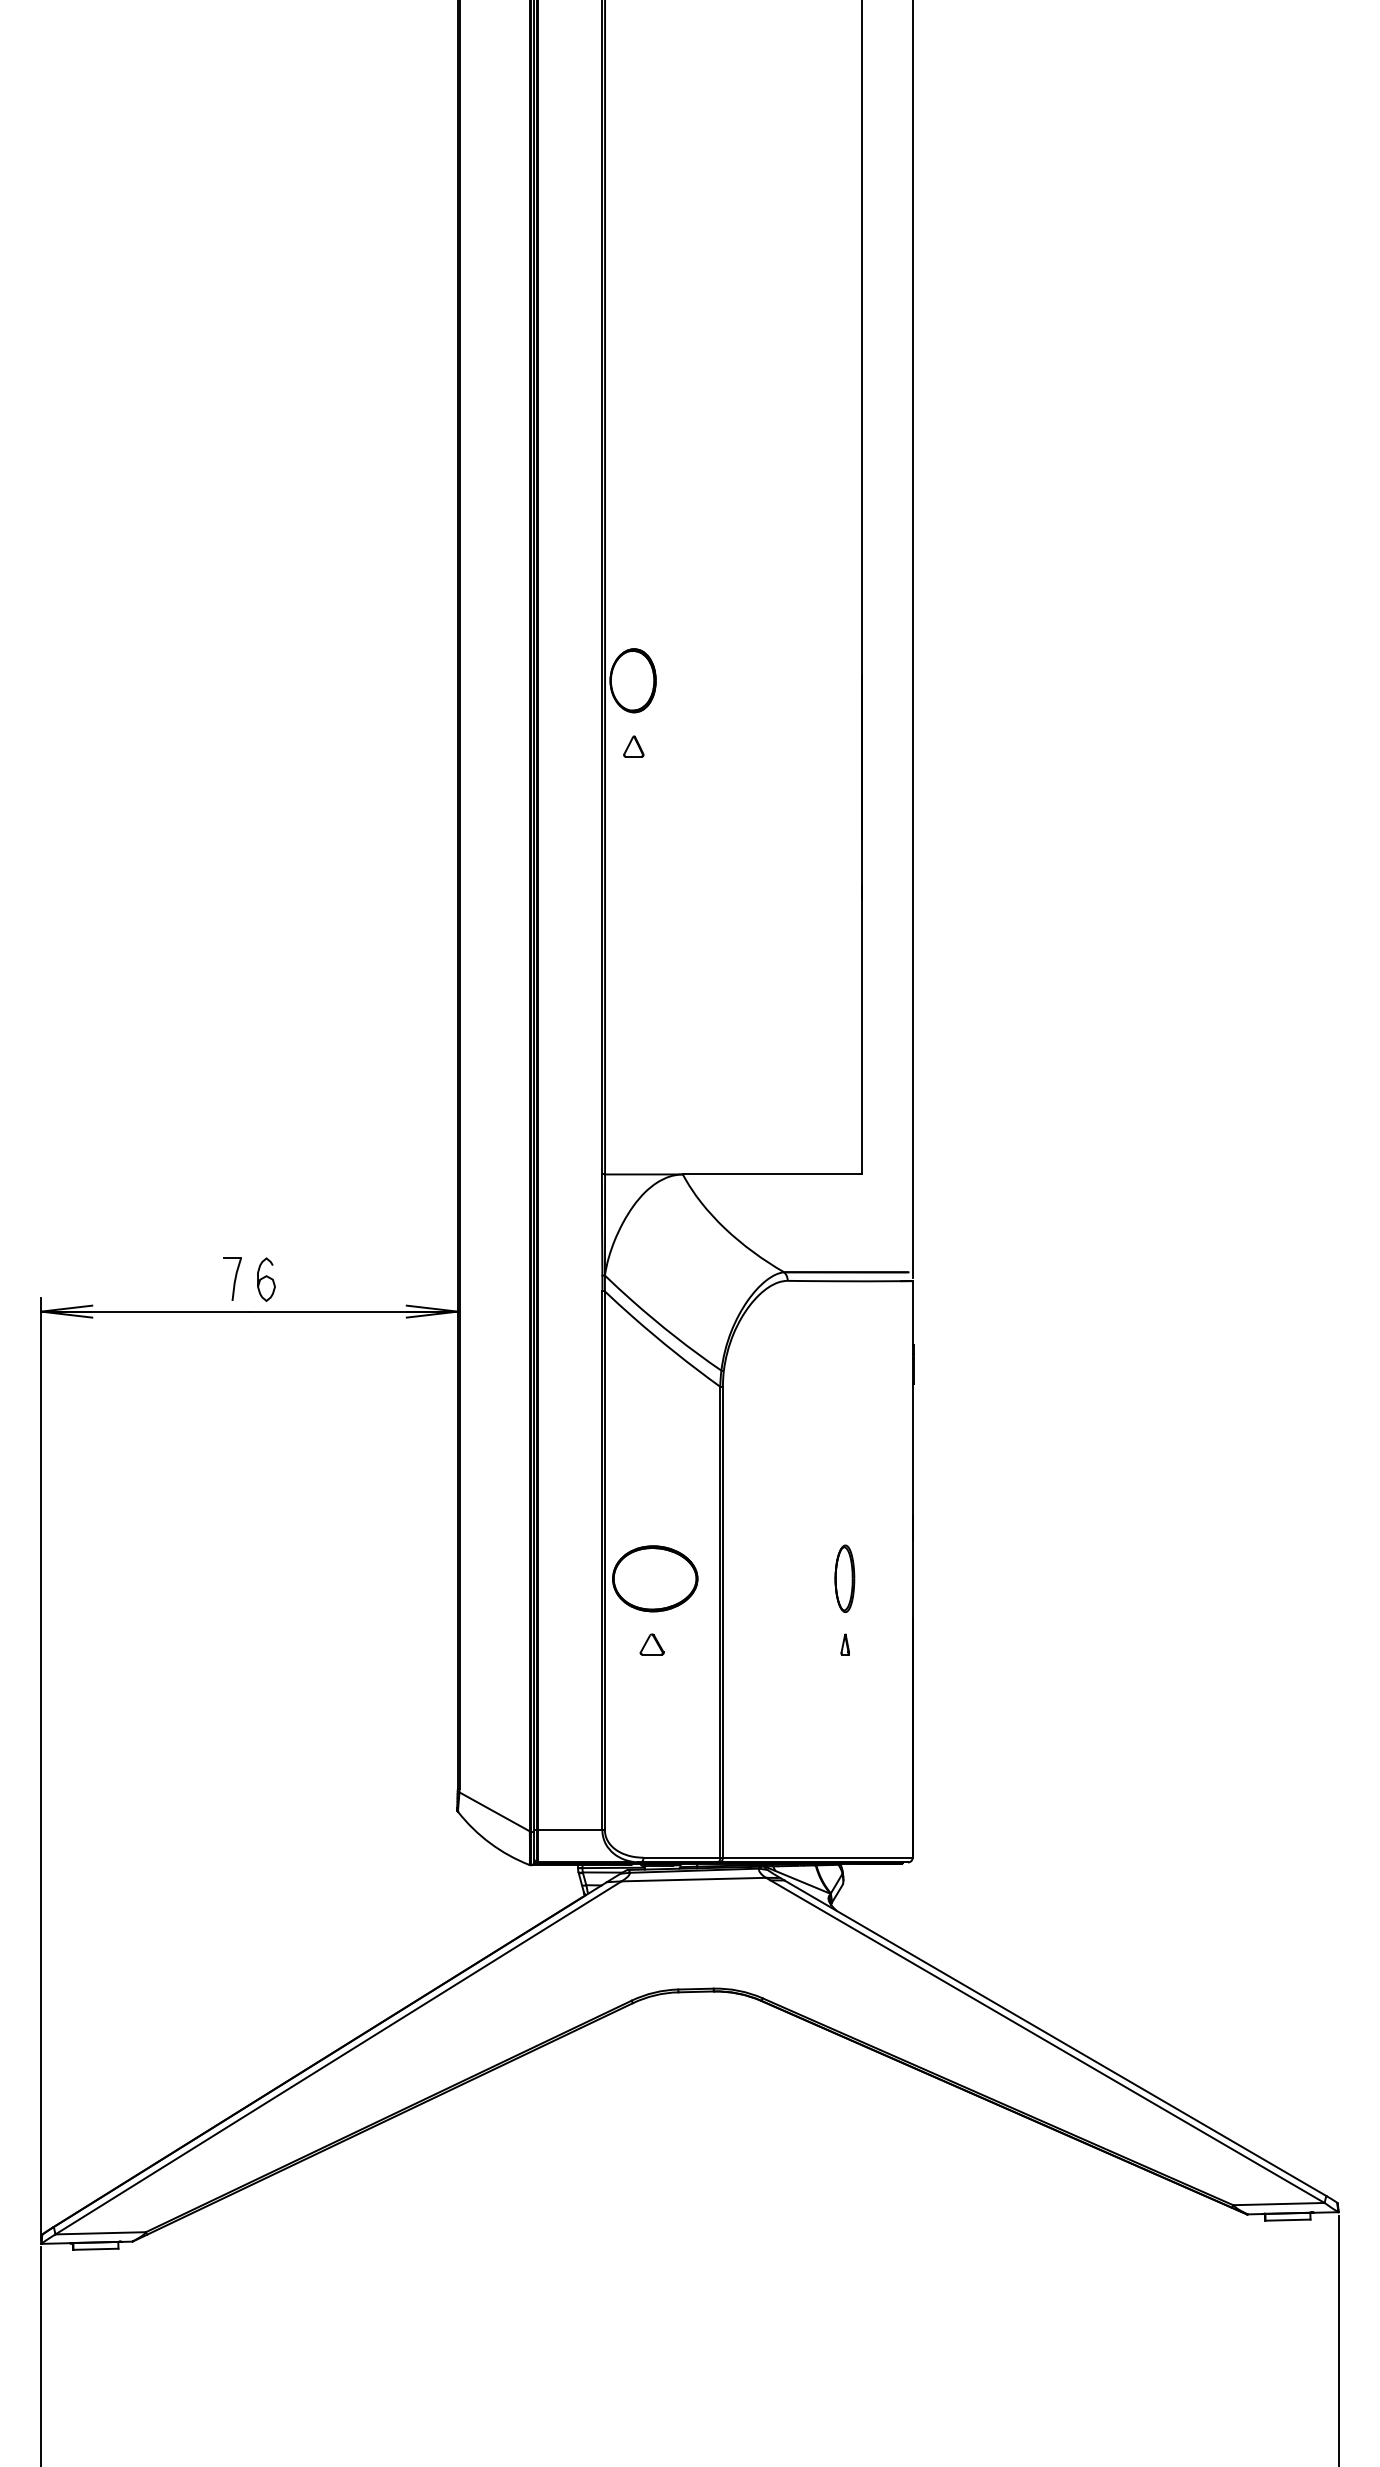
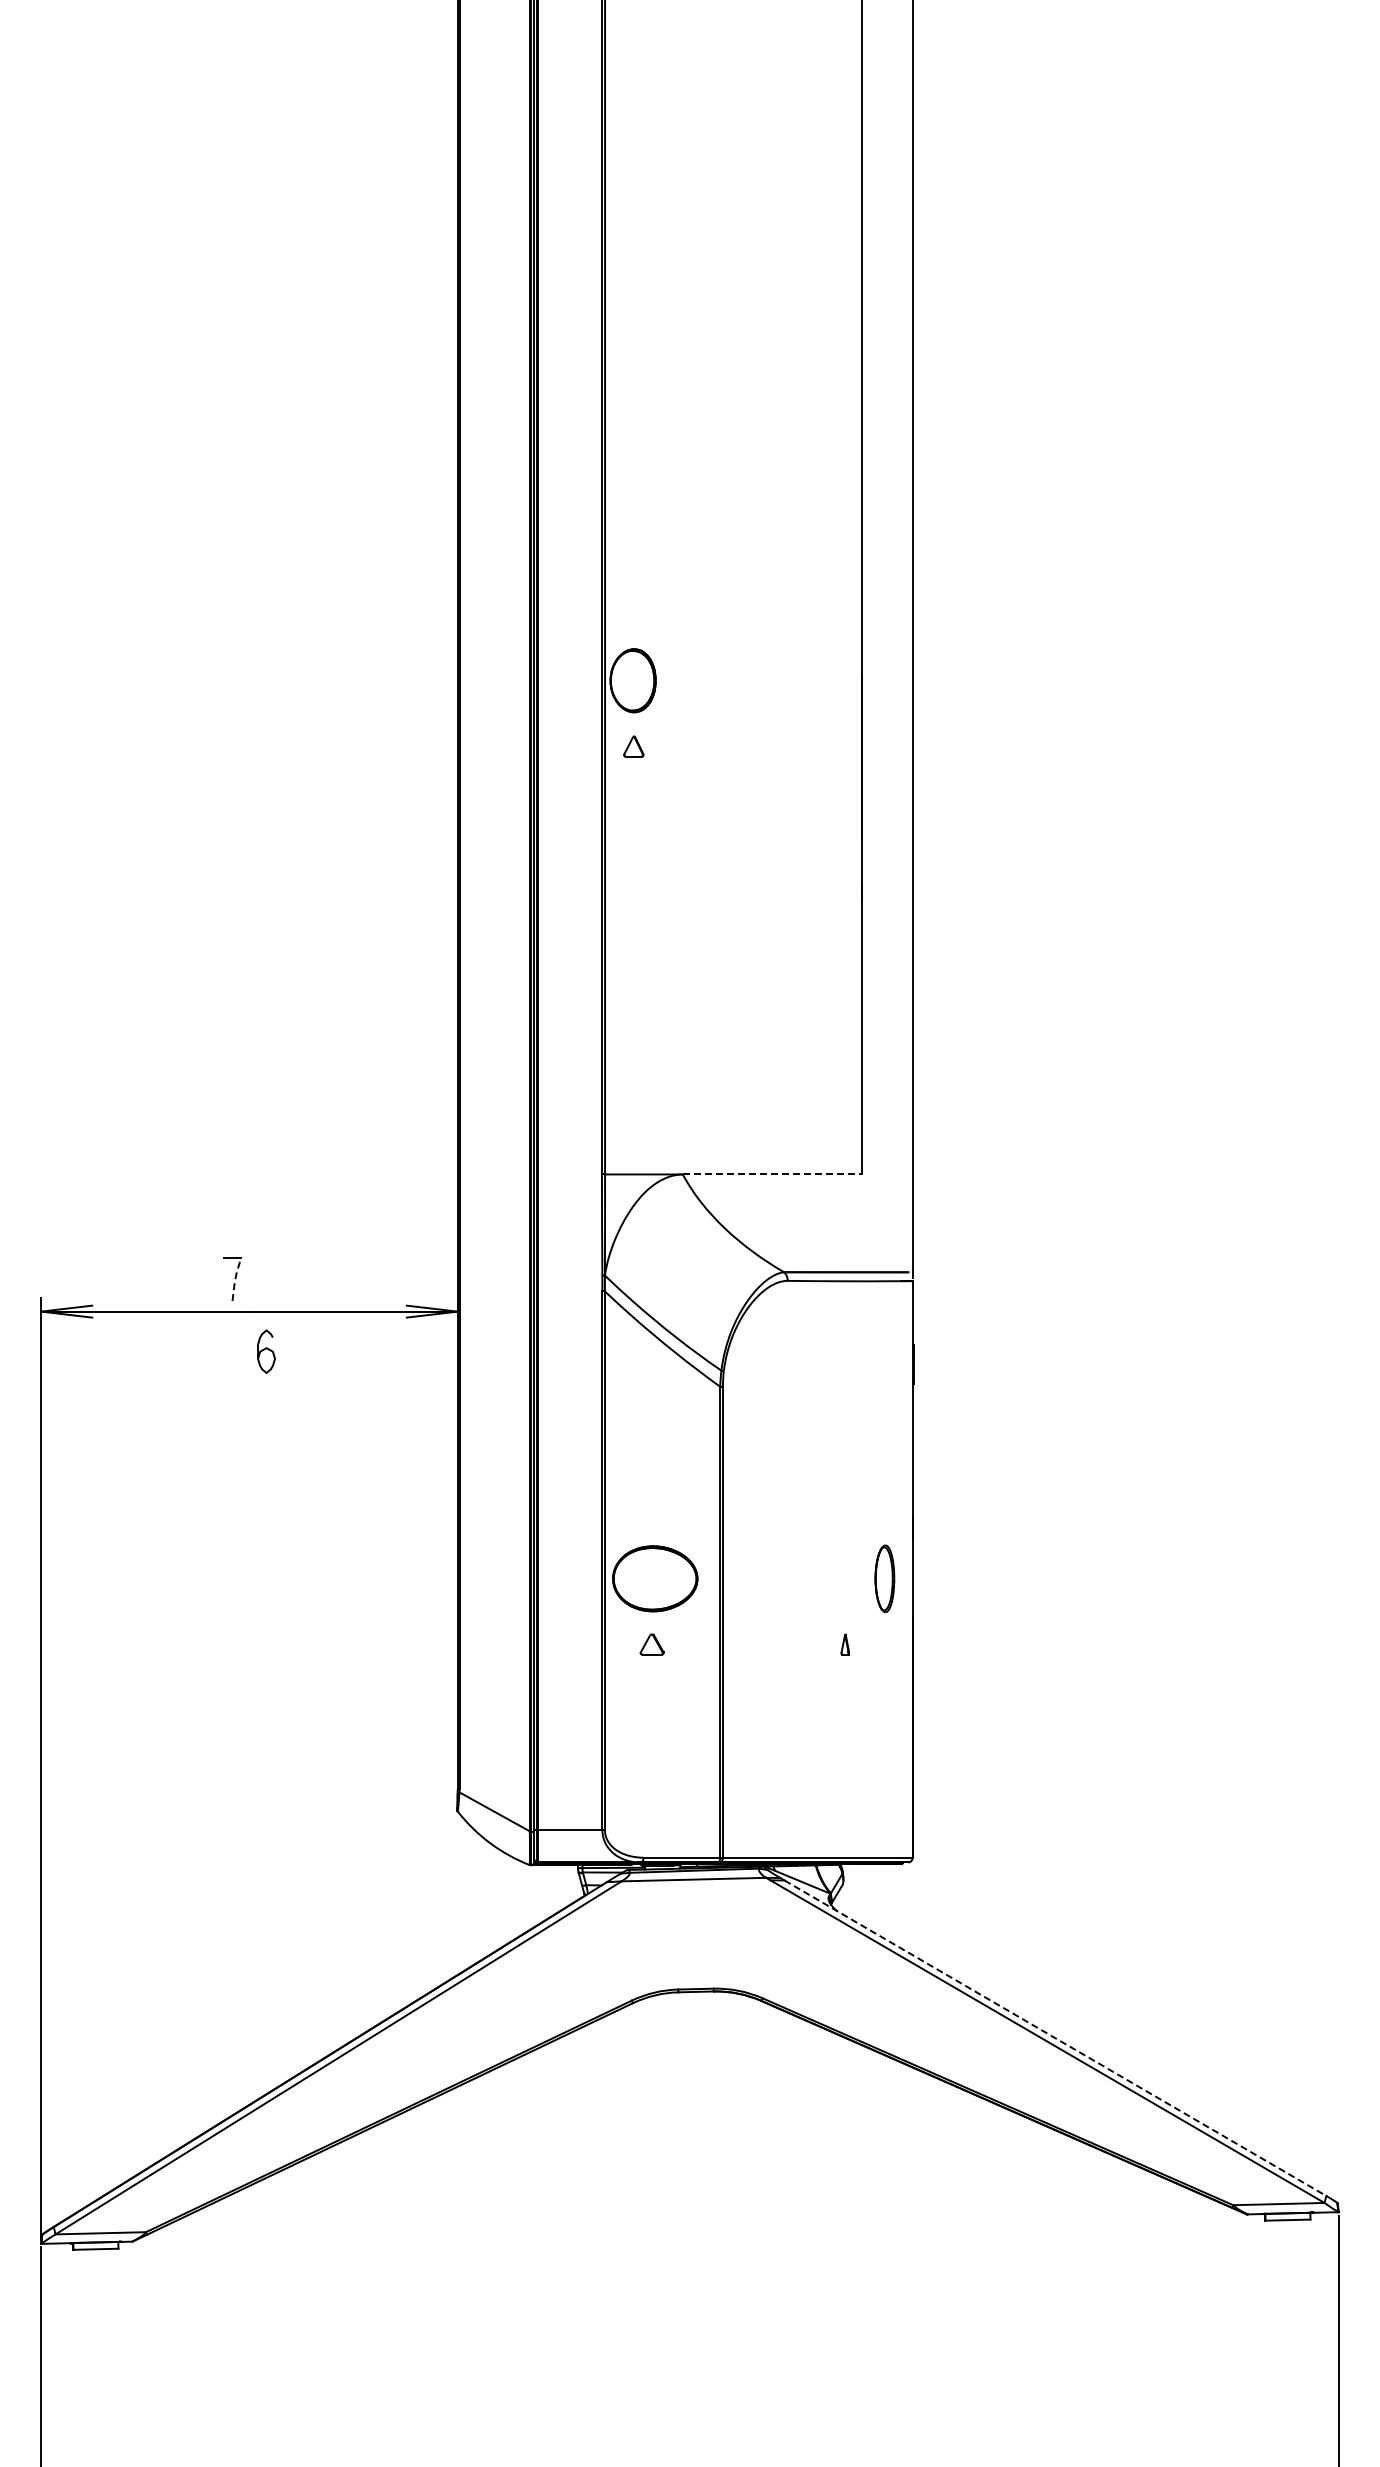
line: solid -> dashed (771, 1174)
curve position: (266, 1277) -> (266, 1349) (266, 1349)
line: solid -> dashed (235, 1279)
part position: (844, 1578) -> (884, 1578) (884, 1578)
line: solid -> dashed (1055, 2038)
